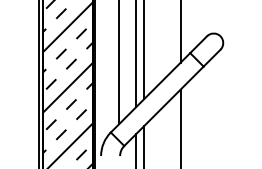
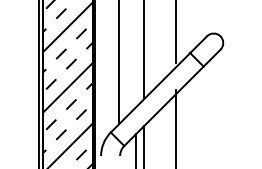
line position: (180, 32) -> (175, 32) (175, 32)
line: present -> none (136, 54)
line position: (180, 127) -> (175, 127) (175, 127)
